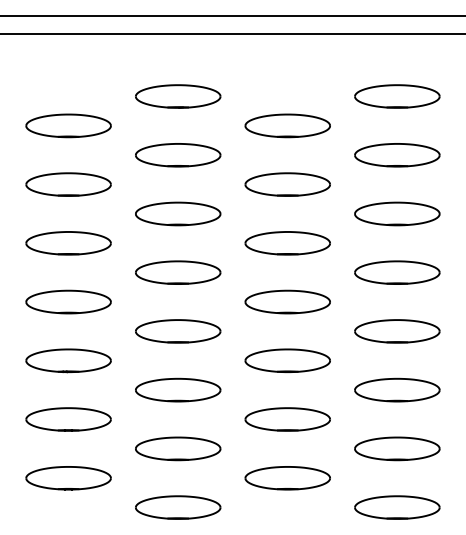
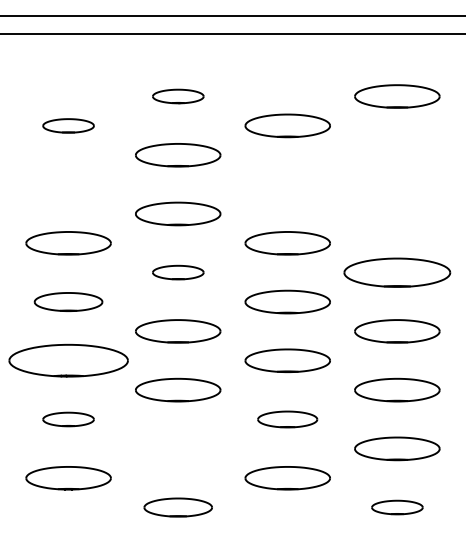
part size: 87x25 px -> 53x17 px (178, 96)
part size: 87x26 px -> 53x16 px (68, 125)
part: present -> none (397, 155)
part: present -> none (68, 184)
part: present -> none (287, 184)
part: present -> none (397, 213)
part size: 87x25 px -> 53x17 px (178, 272)
part size: 87x25 px -> 109x31 px (397, 272)
part size: 87x26 px -> 71x20 px (68, 301)
part size: 87x26 px -> 121x35 px (68, 360)
part size: 87x25 px -> 53x17 px (68, 419)
part size: 87x25 px -> 62x19 px (287, 419)
part: present -> none (178, 448)
part size: 87x25 px -> 70x21 px (177, 507)
part size: 87x25 px -> 53x17 px (397, 507)
